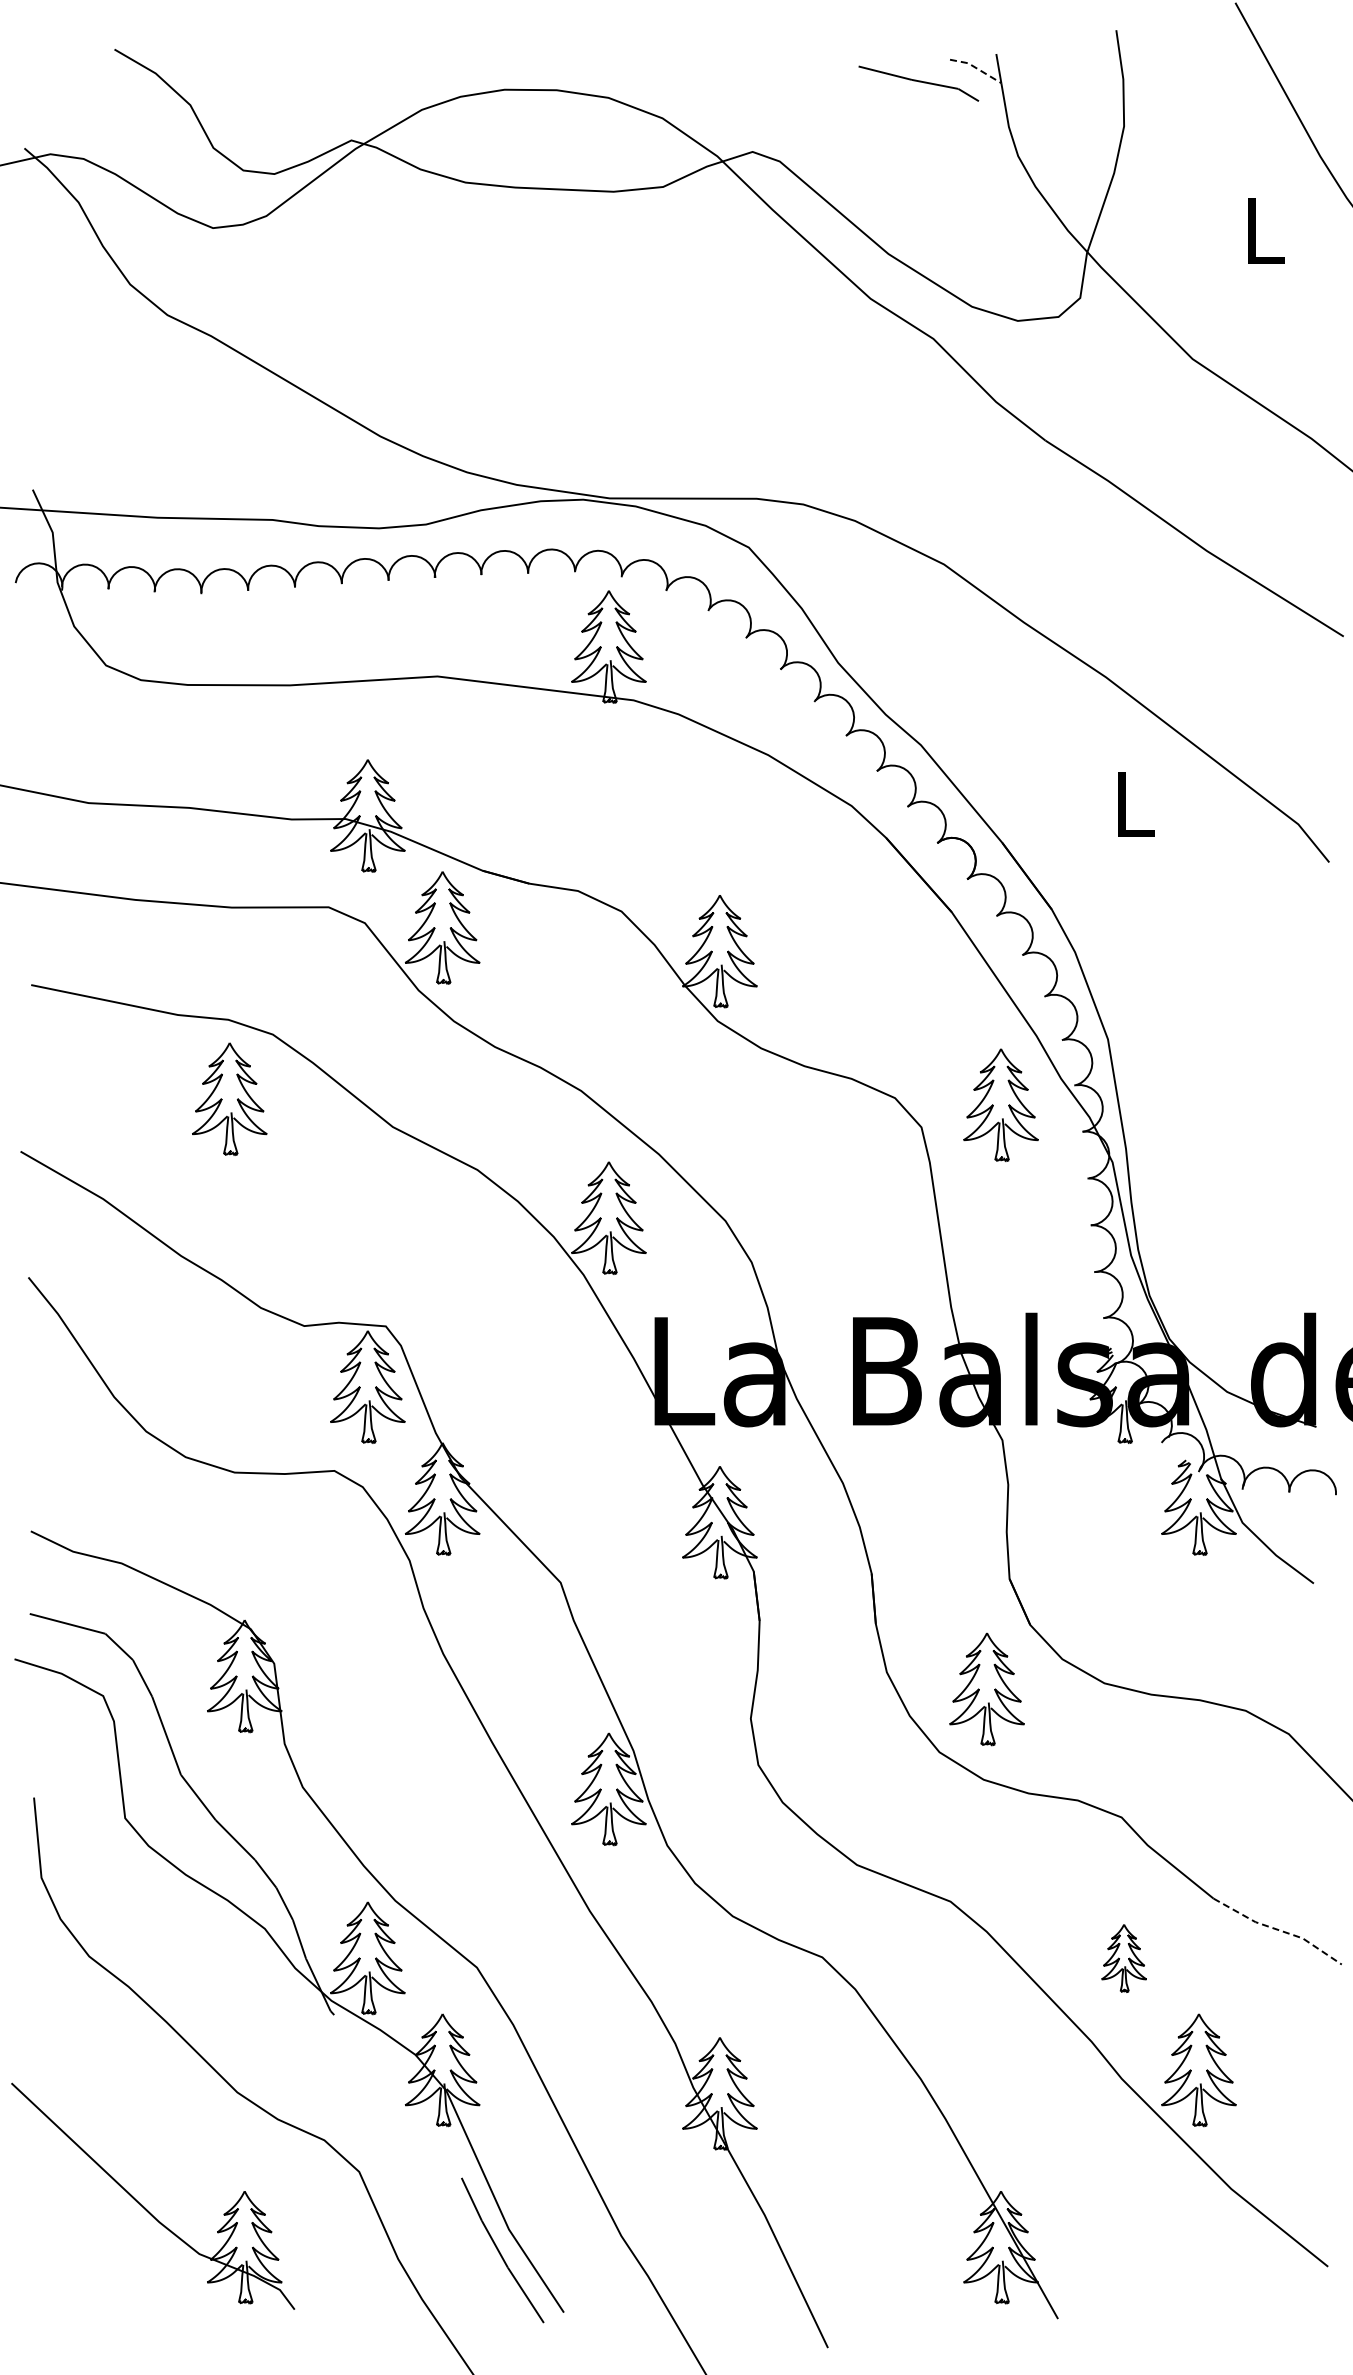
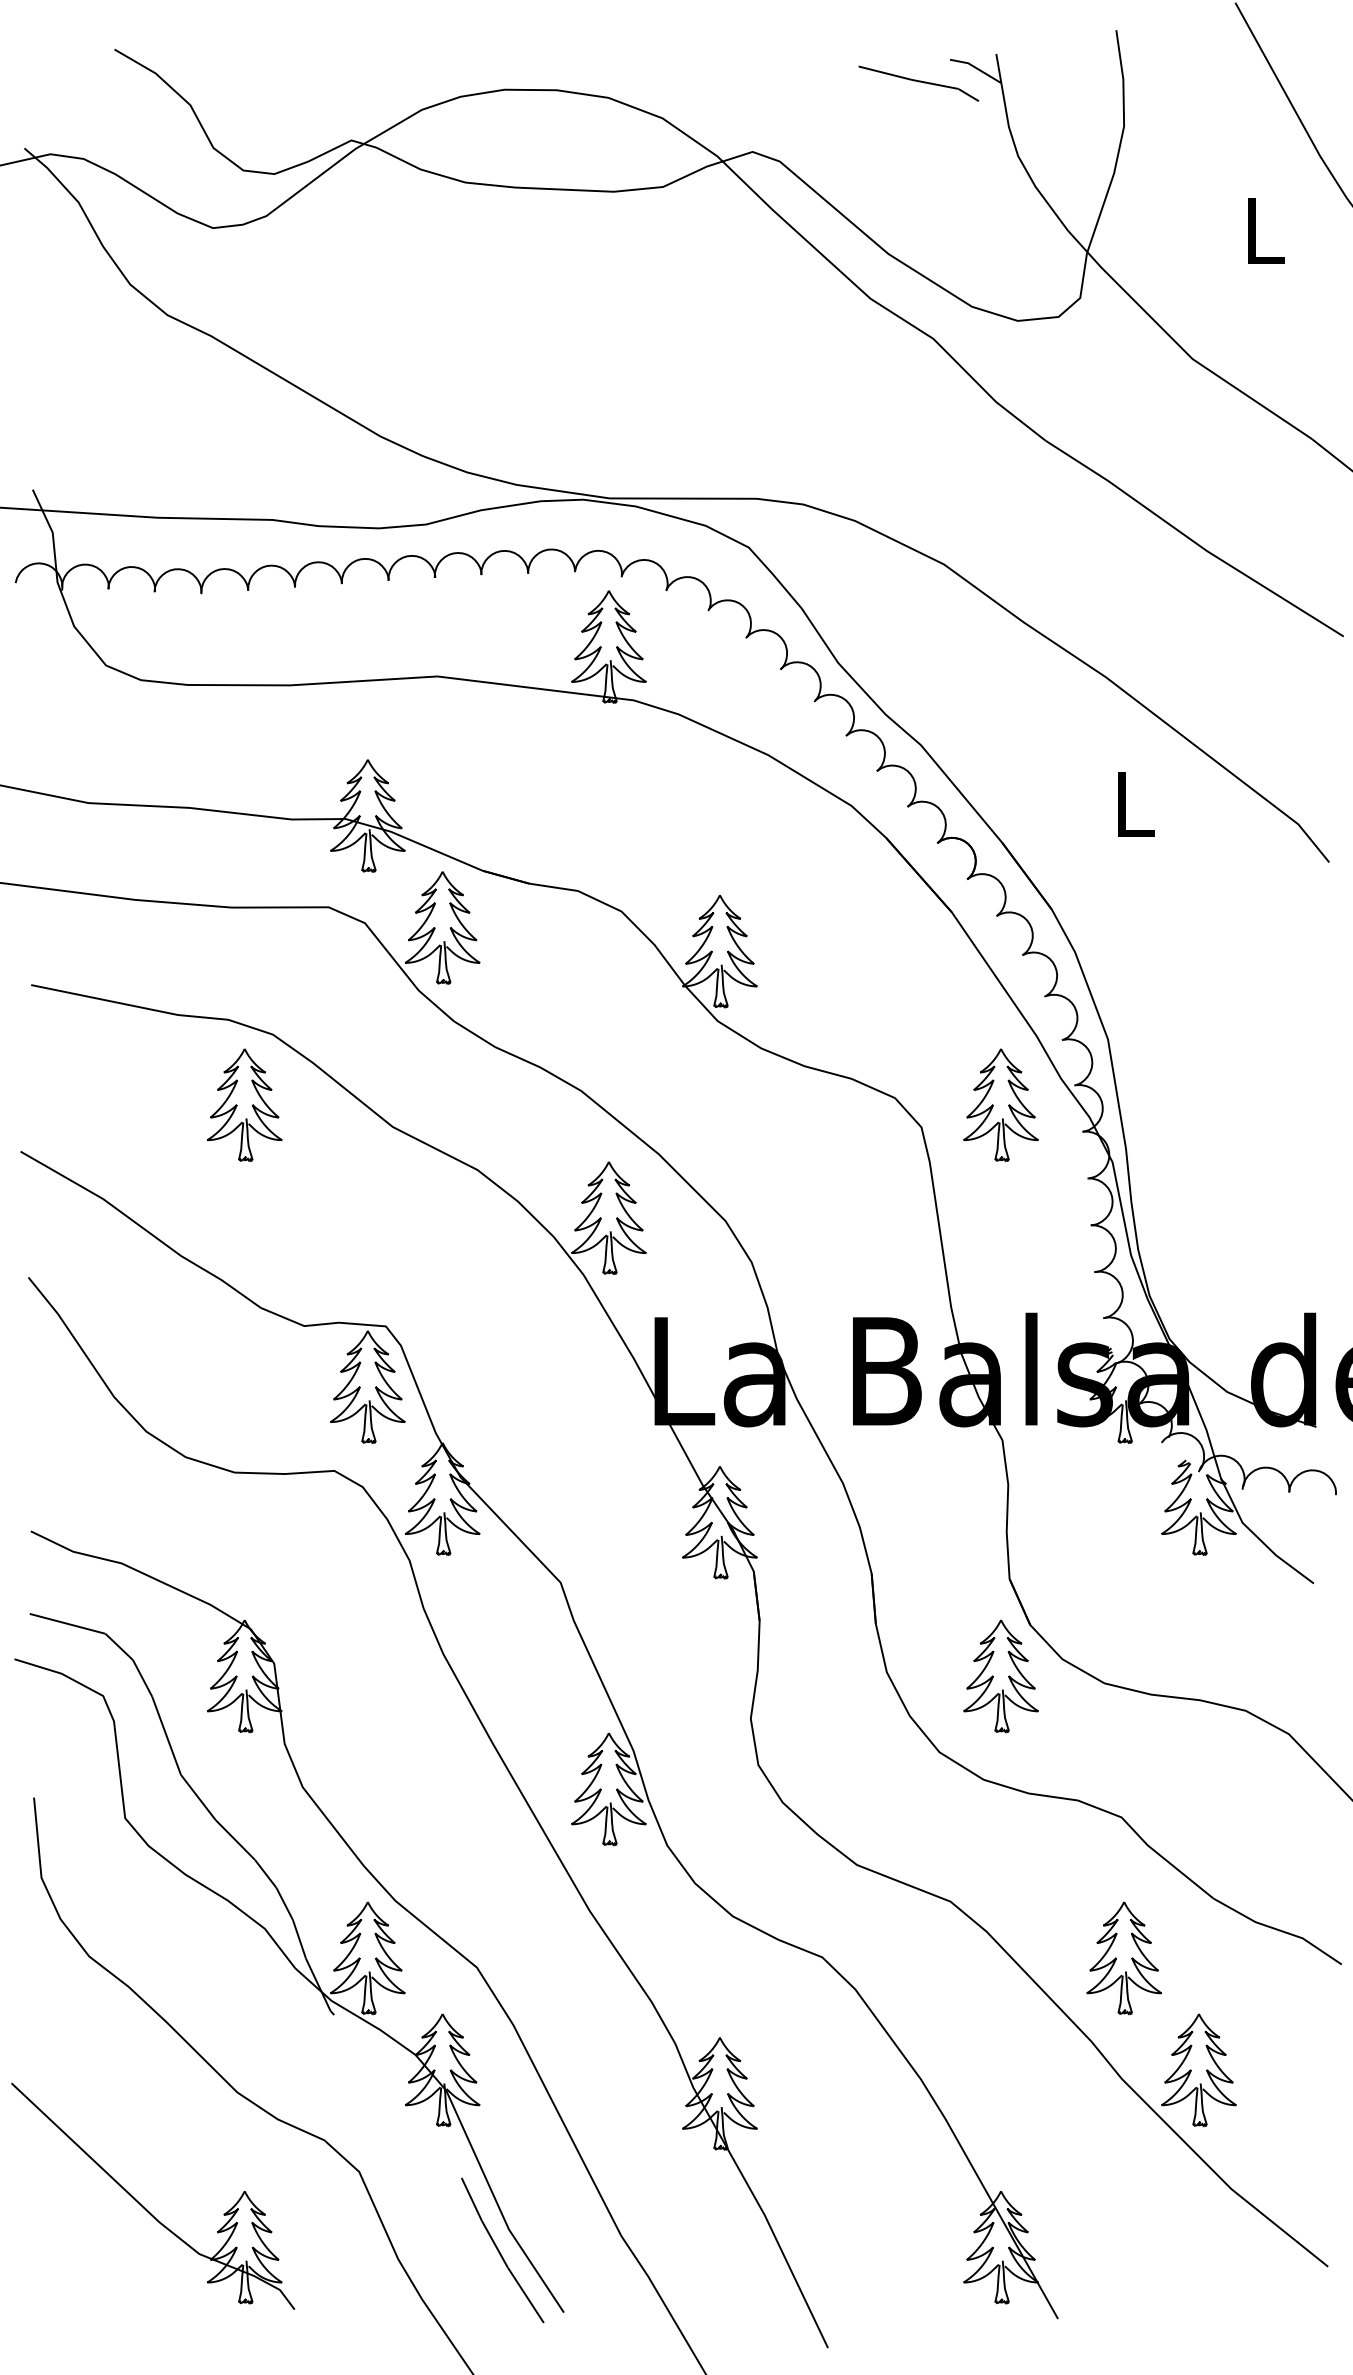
line: dashed -> solid (976, 68)
part position: (229, 1098) -> (244, 1104) (244, 1104)
part position: (986, 1689) -> (1000, 1676) (1000, 1676)
line: dashed -> solid (1278, 1929)
part size: 46x69 px -> 76x115 px (1123, 1958)
